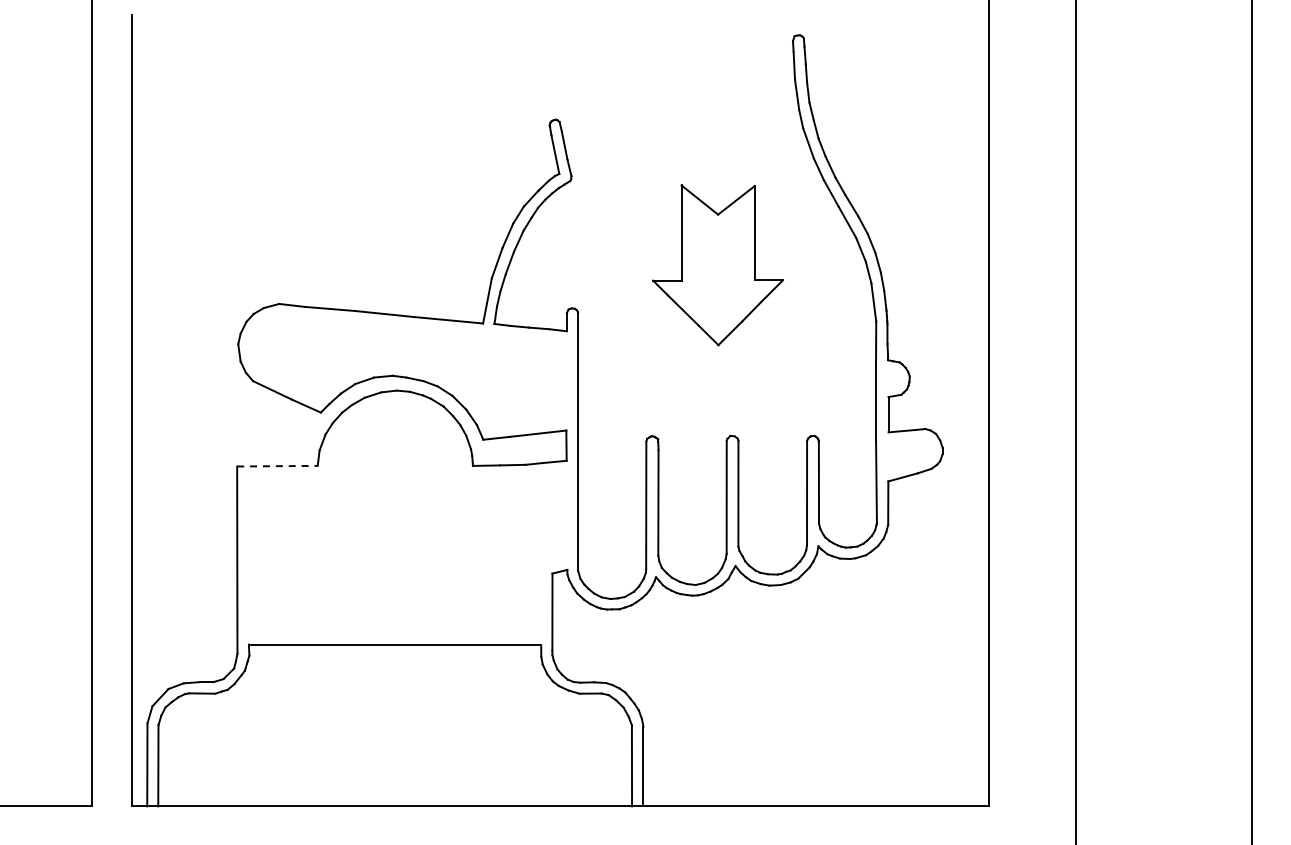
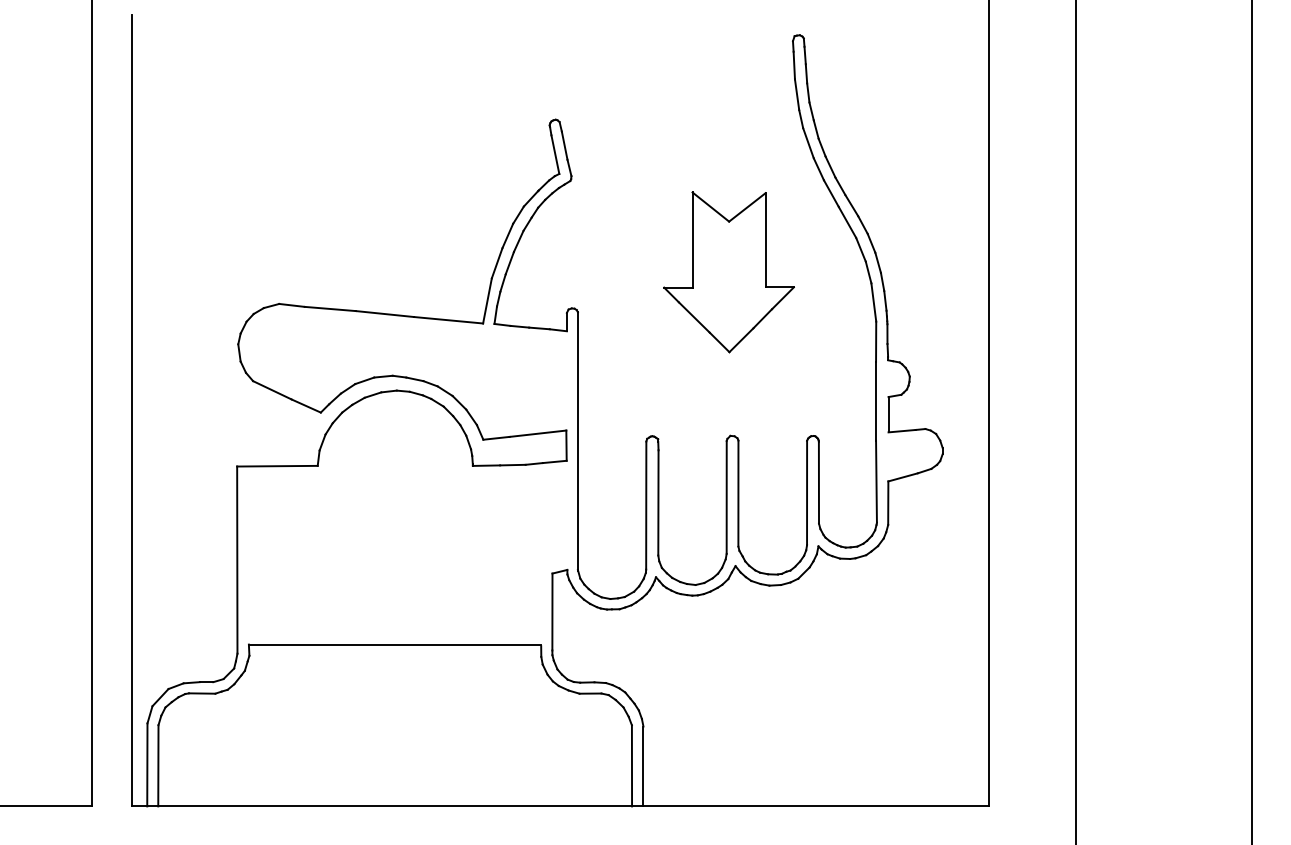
part position: (717, 265) -> (728, 272) (728, 272)
line: dashed -> solid (277, 466)
